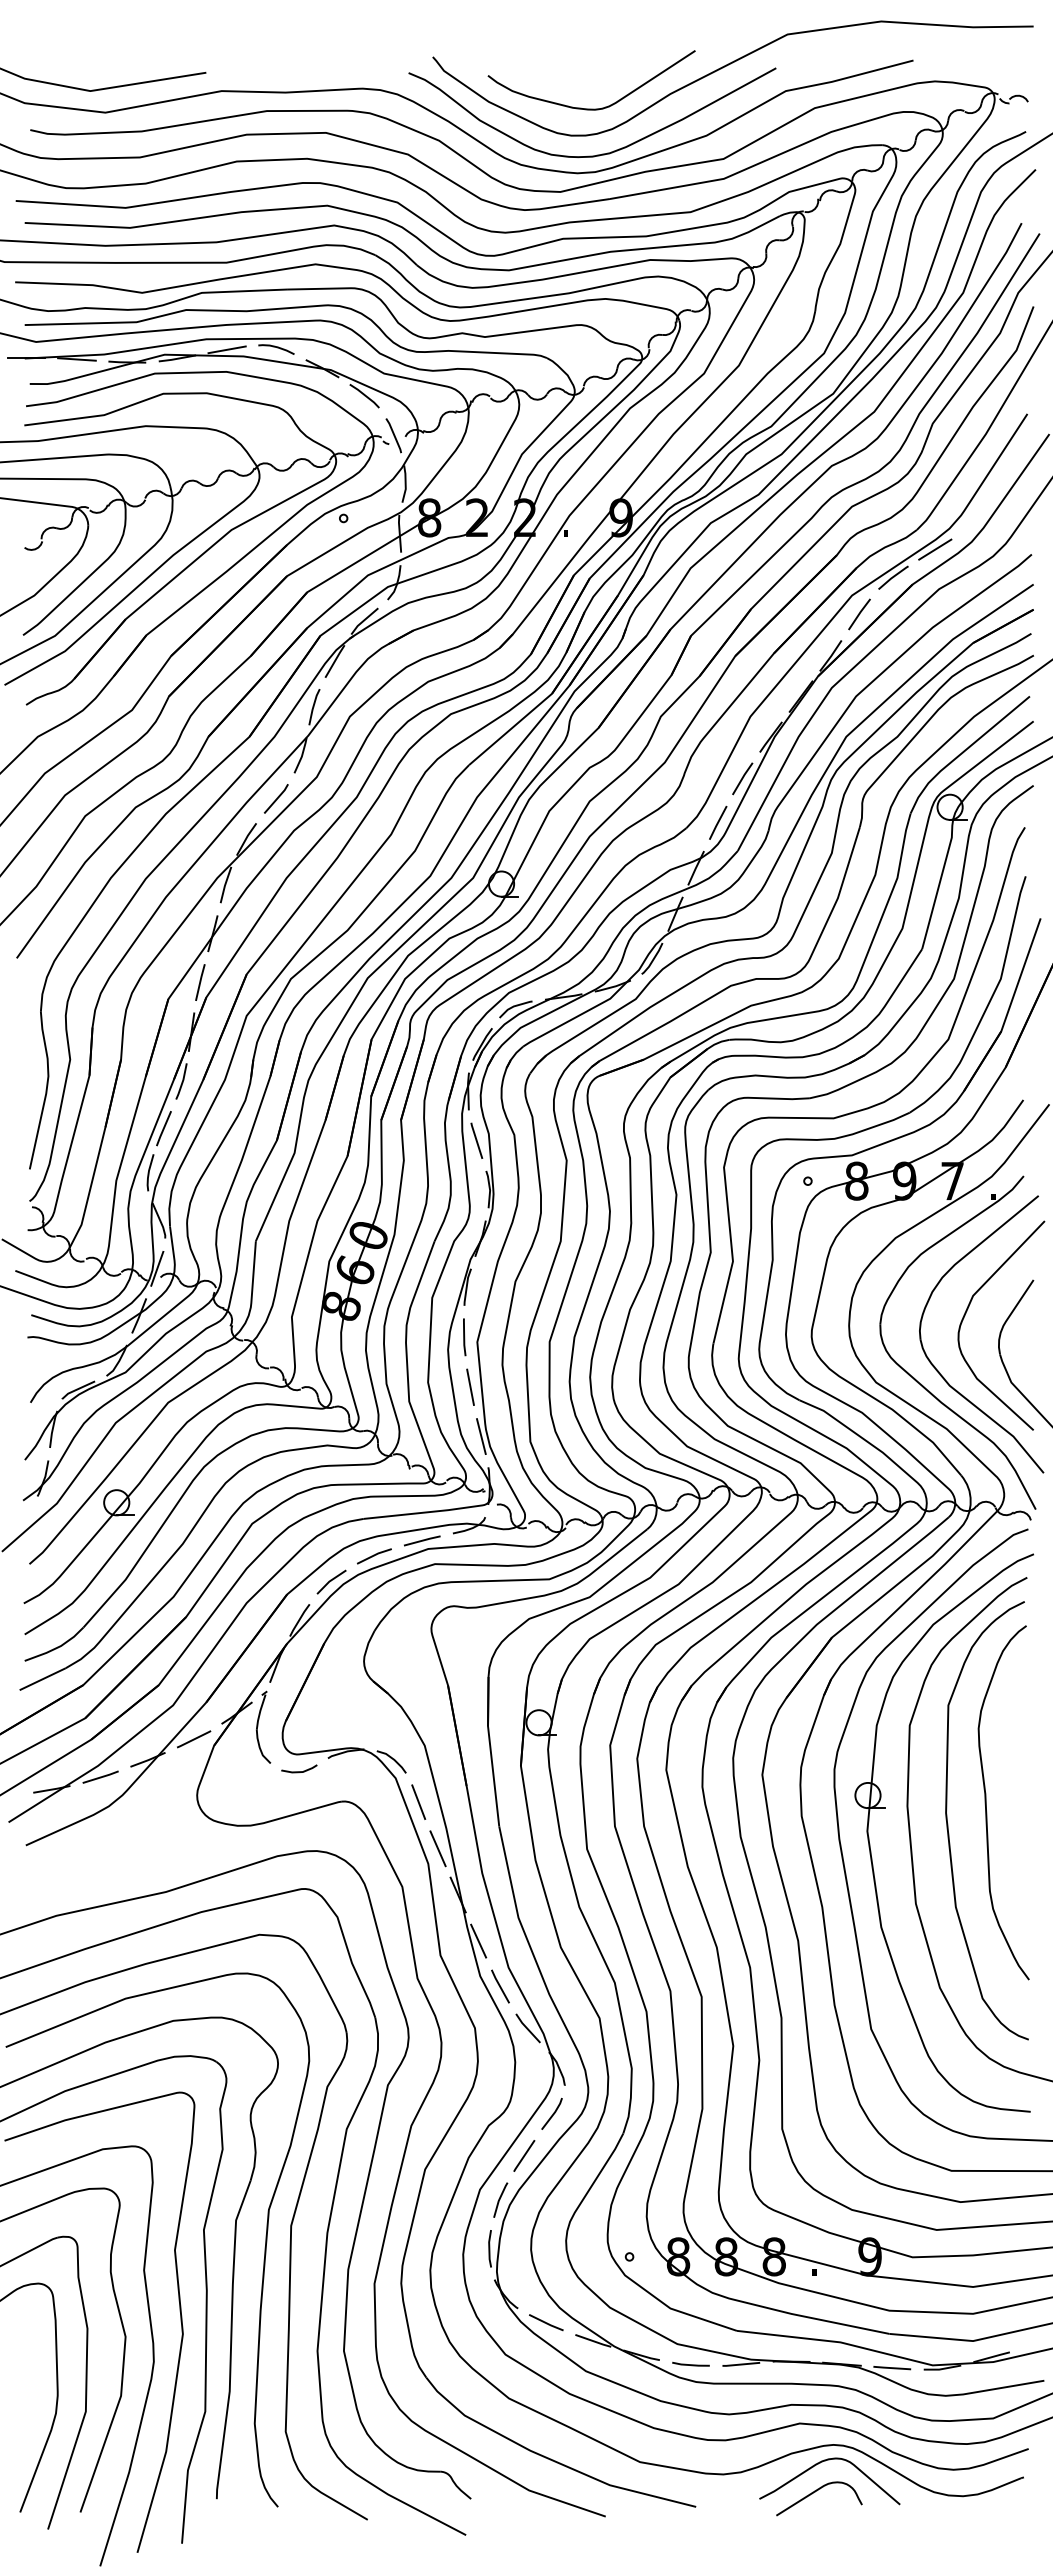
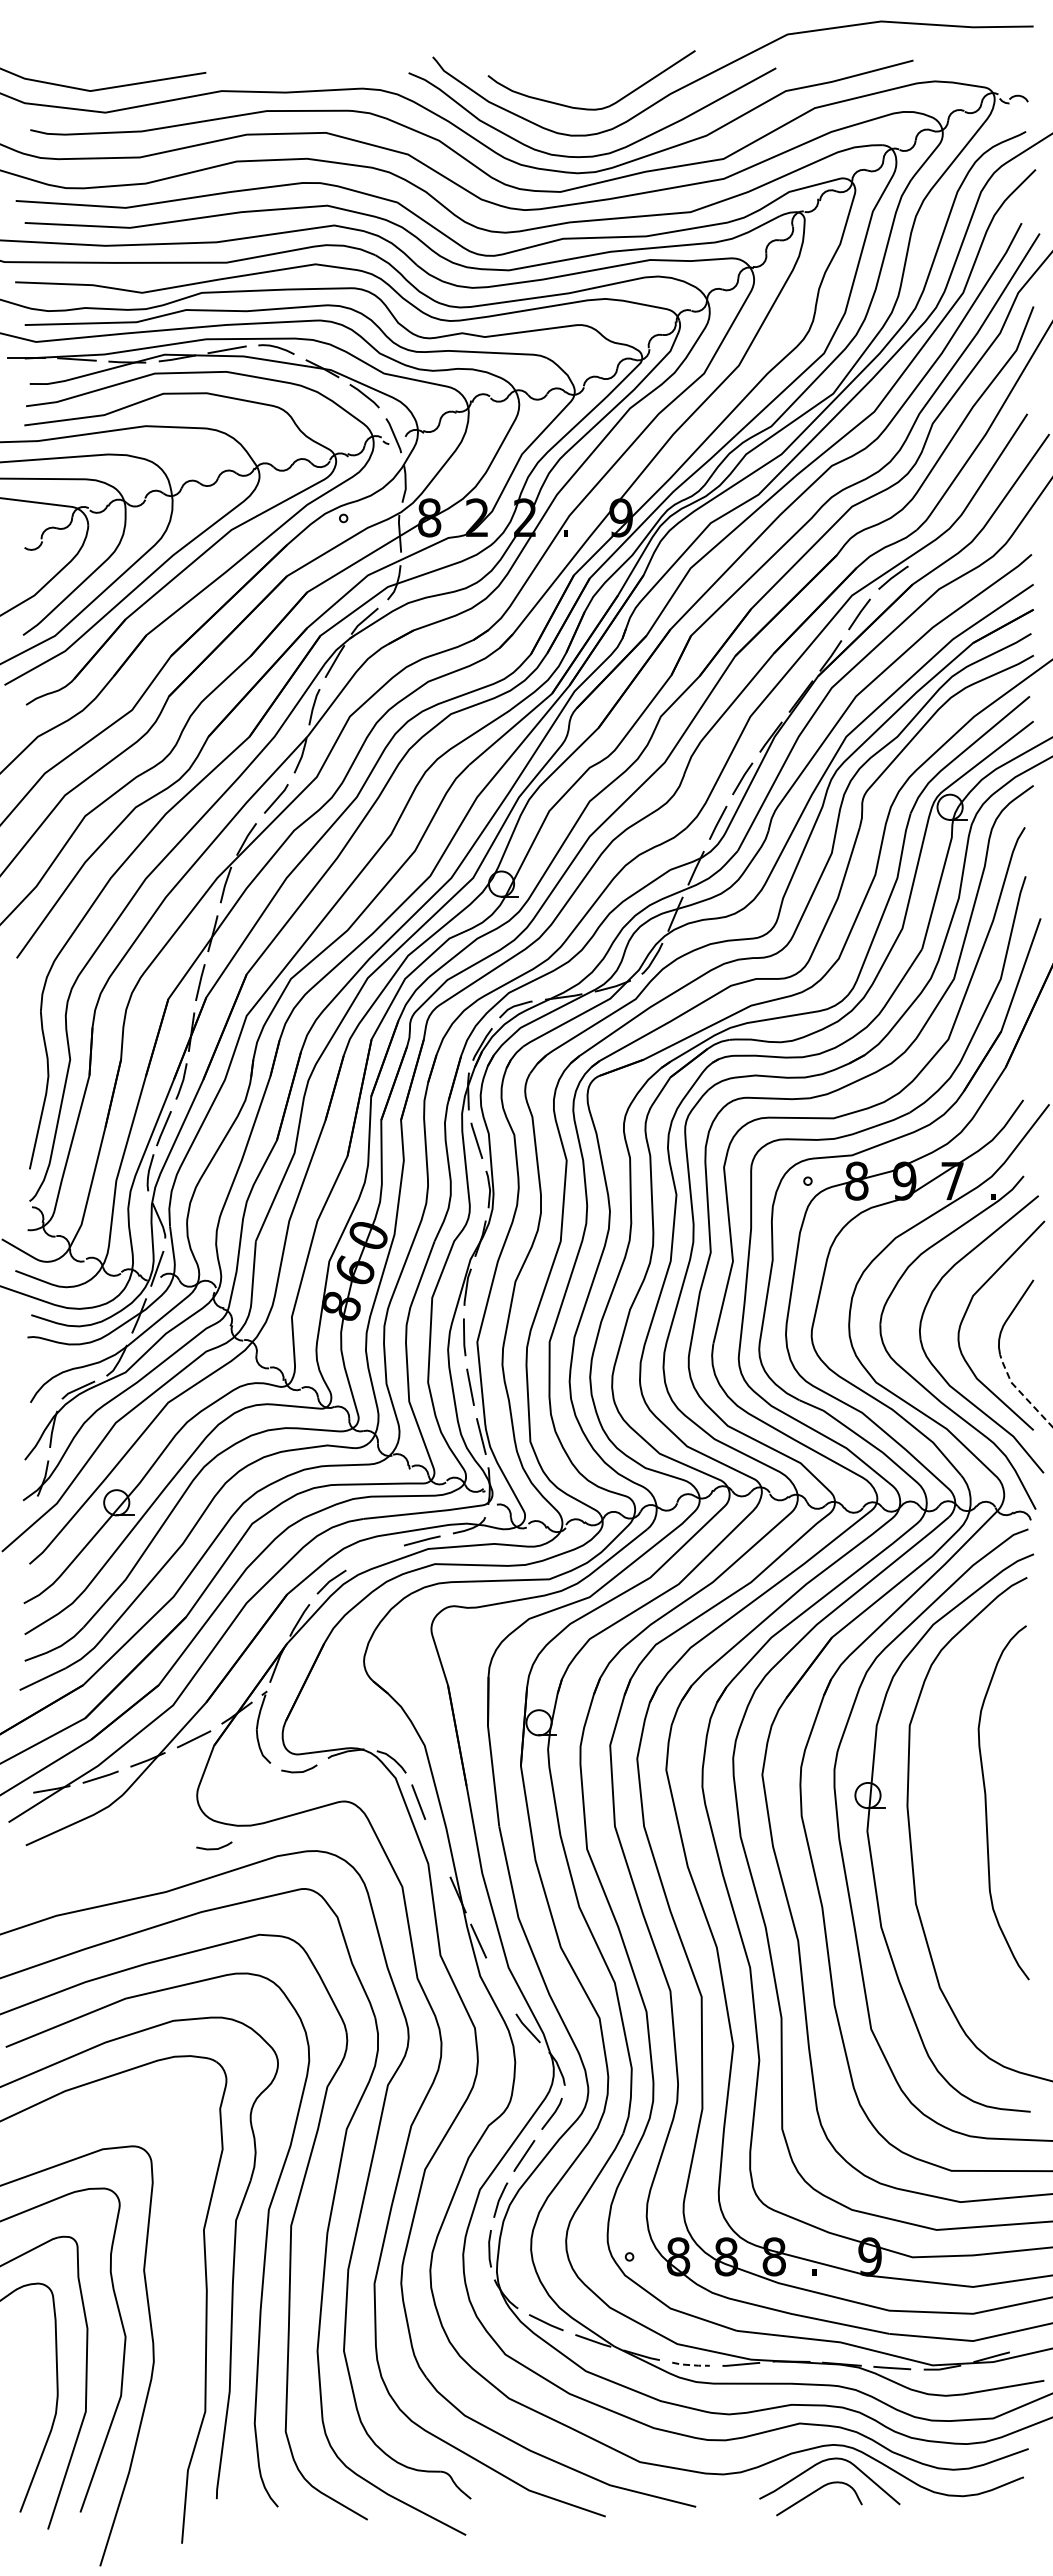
line: present -> none (935, 549)
line: solid -> dashed (1020, 1392)
line: present -> none (374, 1556)
curve: present -> none (948, 1823)
curve: none -> present (214, 1848)
line: present -> none (437, 1848)
line: present -> none (500, 1986)
curve: present -> none (179, 2311)
line: solid -> dashed (690, 2365)
